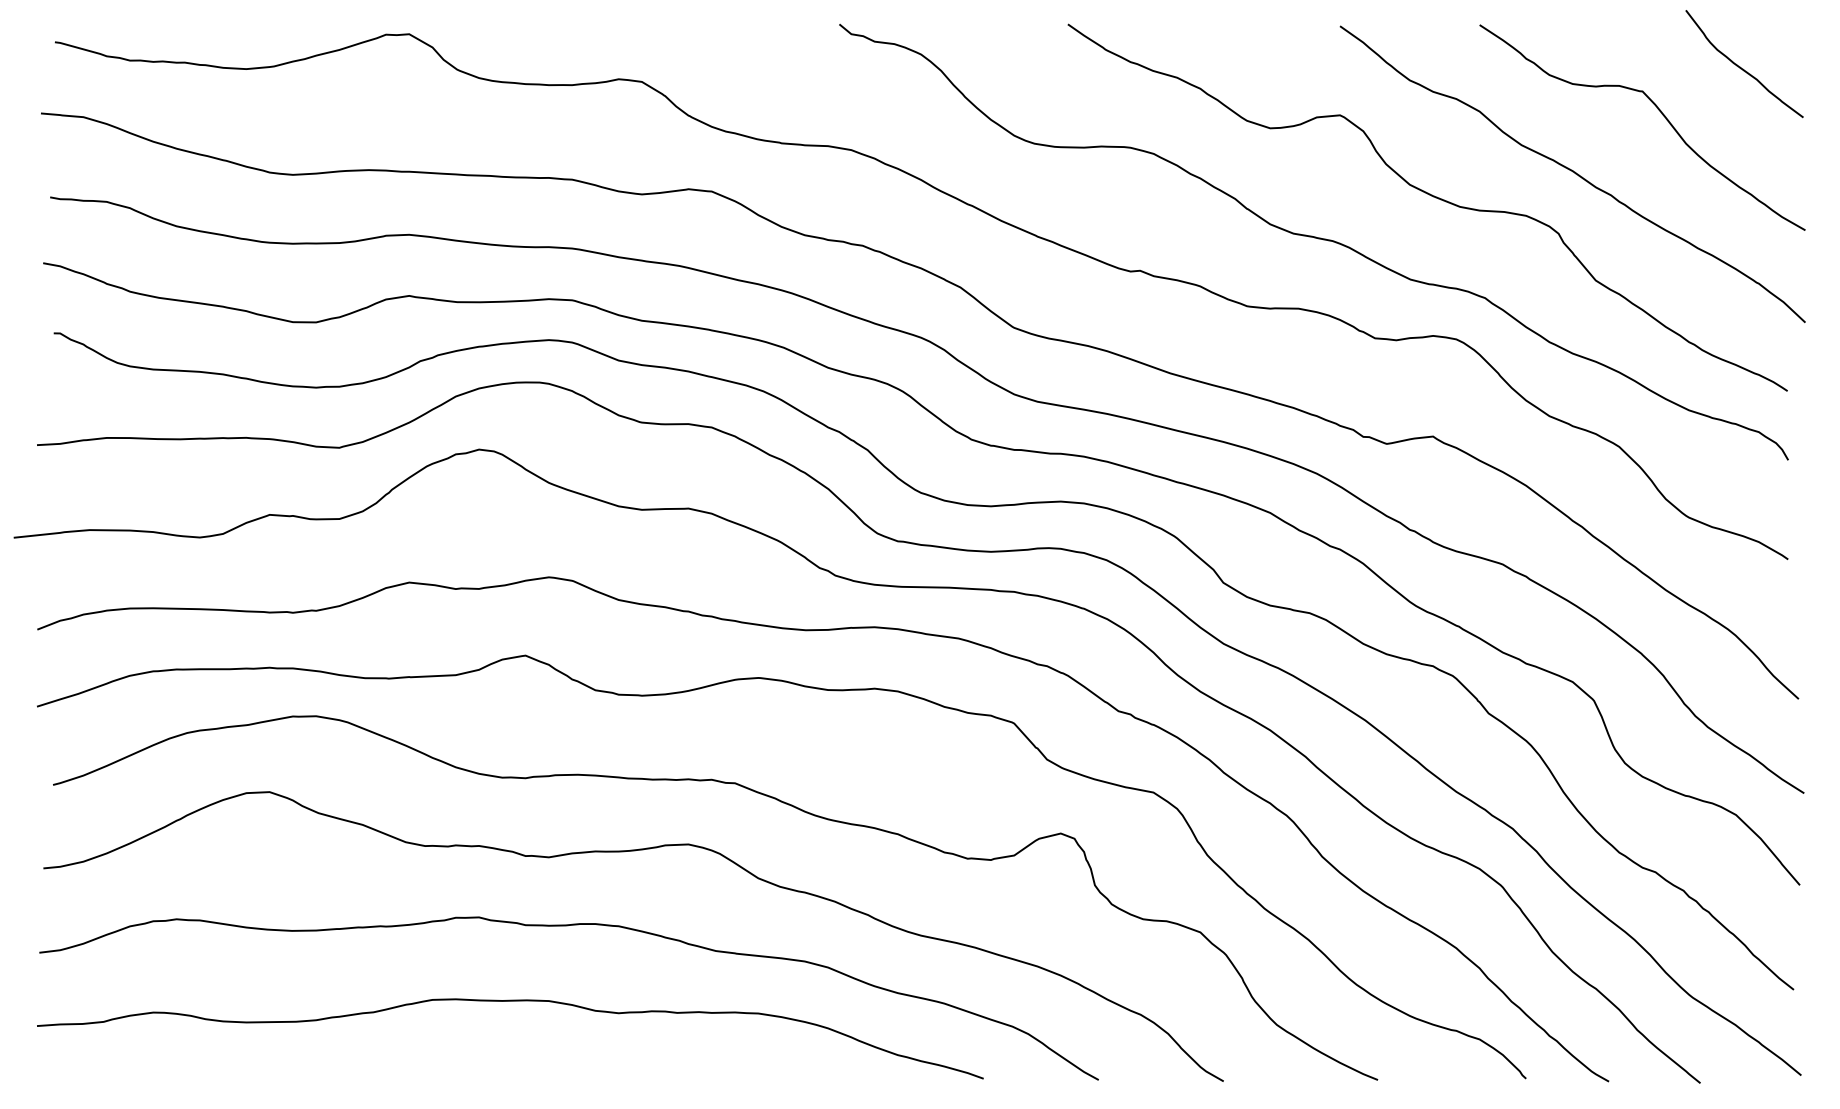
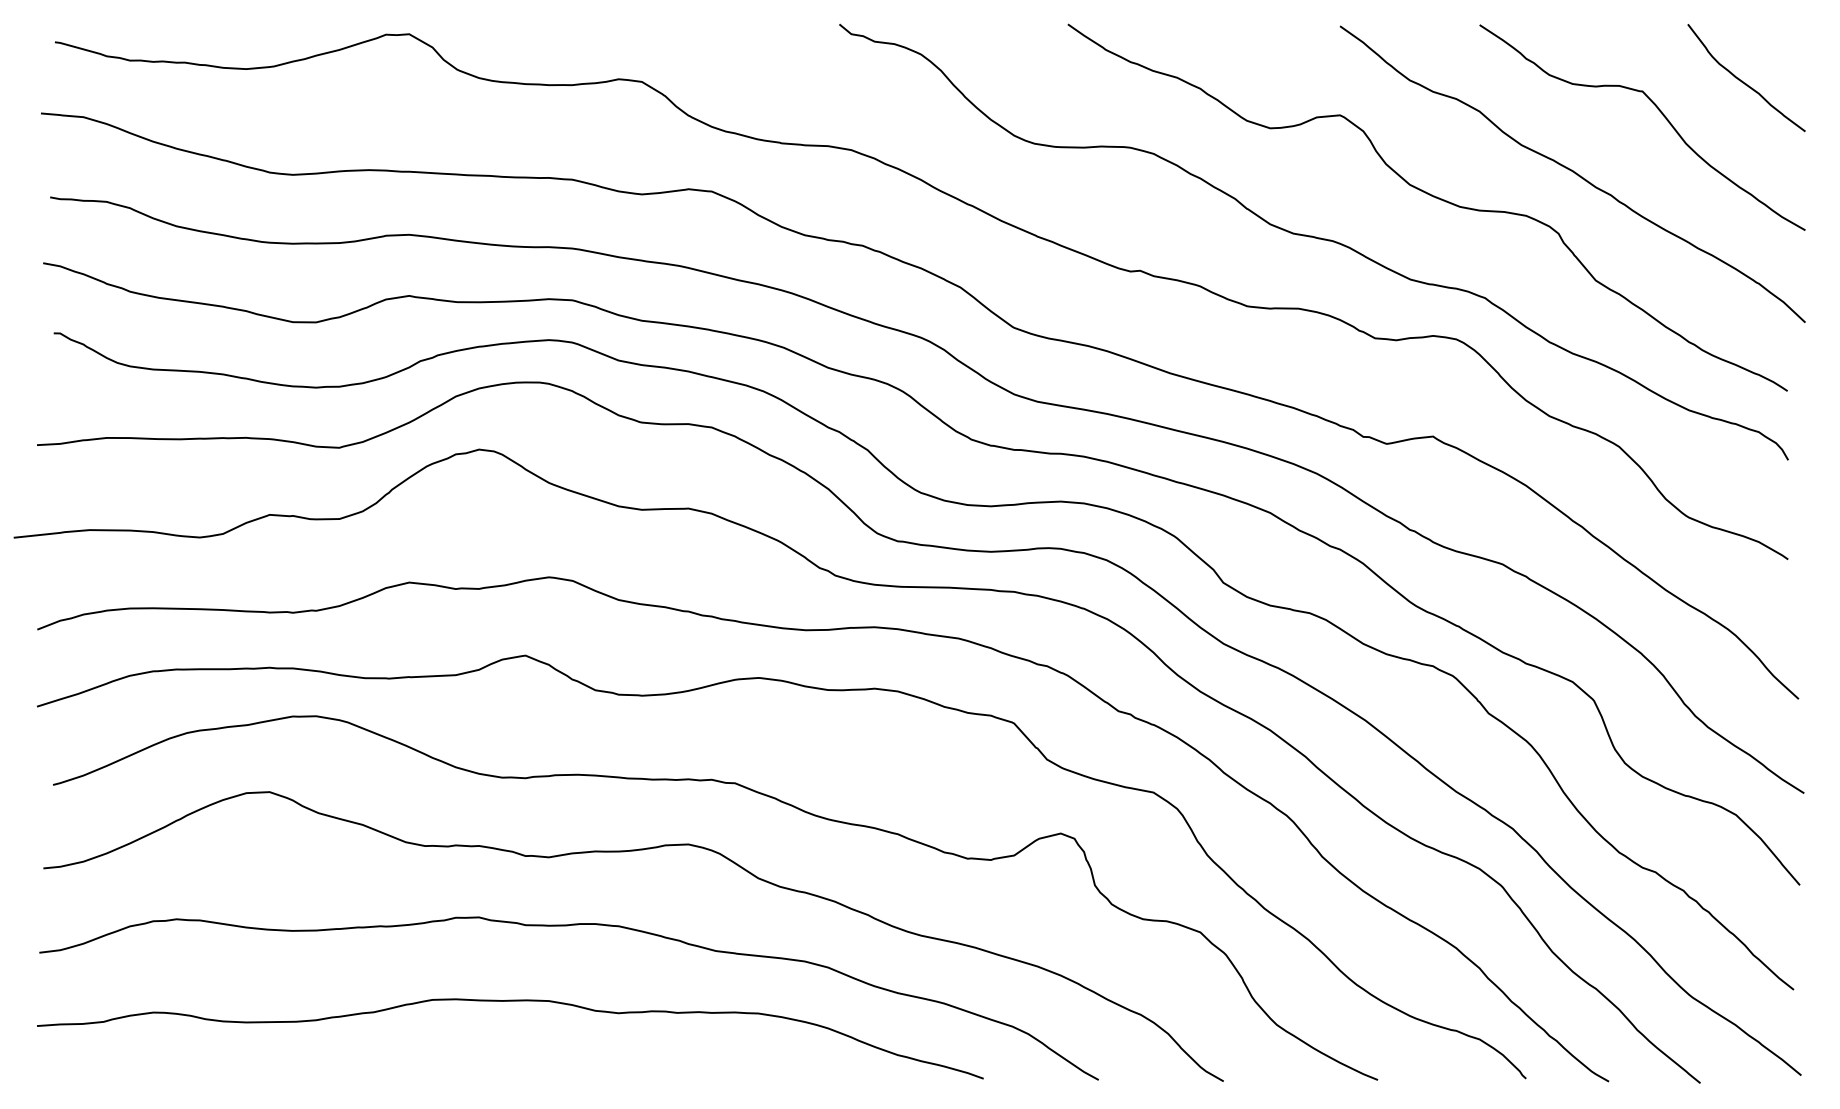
curve position: (1743, 68) -> (1745, 82) (1745, 82)
